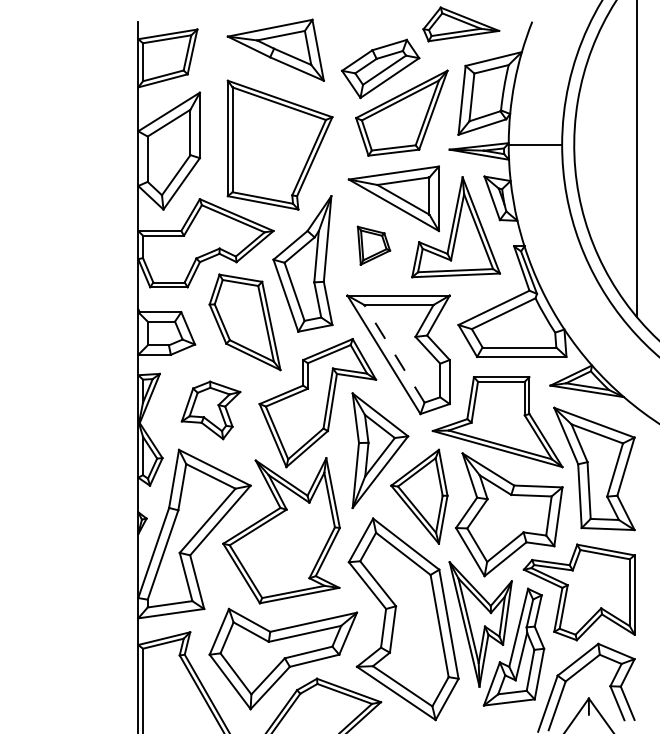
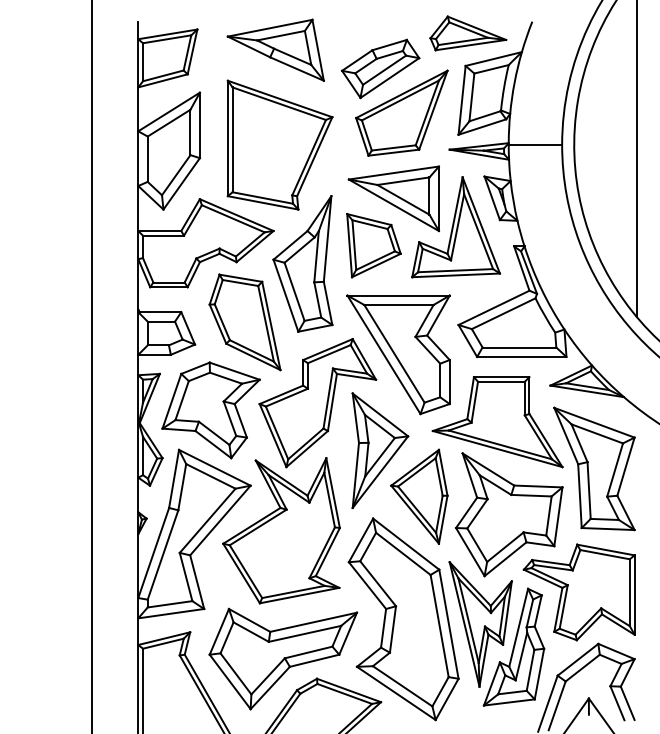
part position: (461, 24) -> (468, 33) (468, 33)
part size: 36x41 px -> 56x66 px (373, 245)
line: dashed -> solid (394, 353)
line: none -> present (91, 366)
part size: 62x61 px -> 100x99 px (210, 410)
